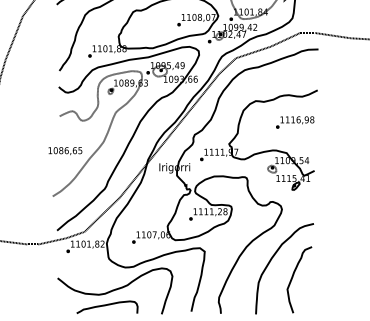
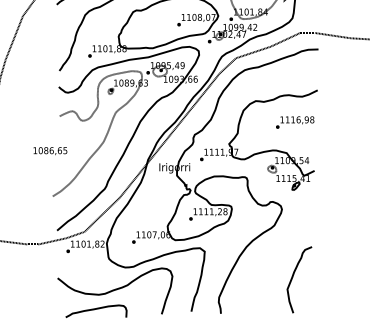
text position: (65, 151) -> (50, 151) (50, 151)
curve: present -> none (272, 259)
curve position: (107, 305) -> (96, 309) (96, 309)
